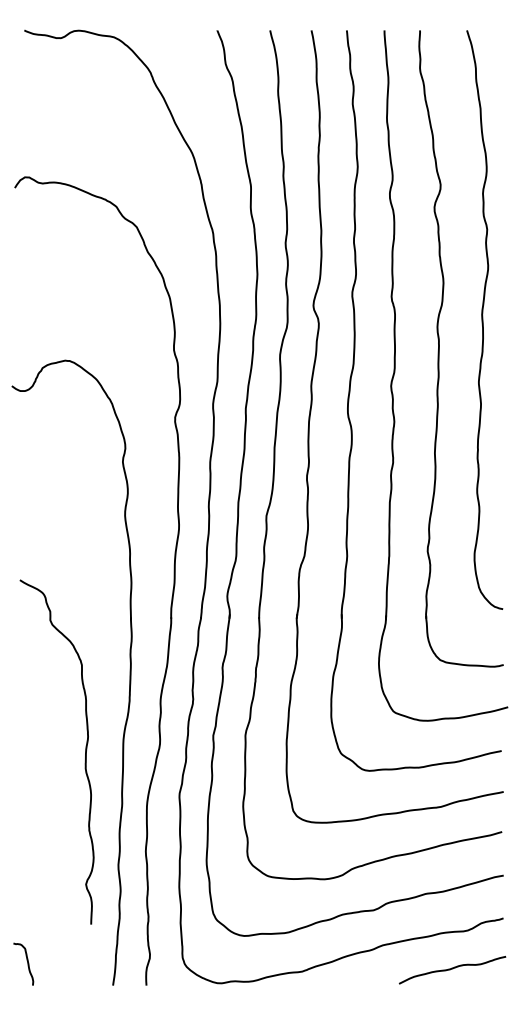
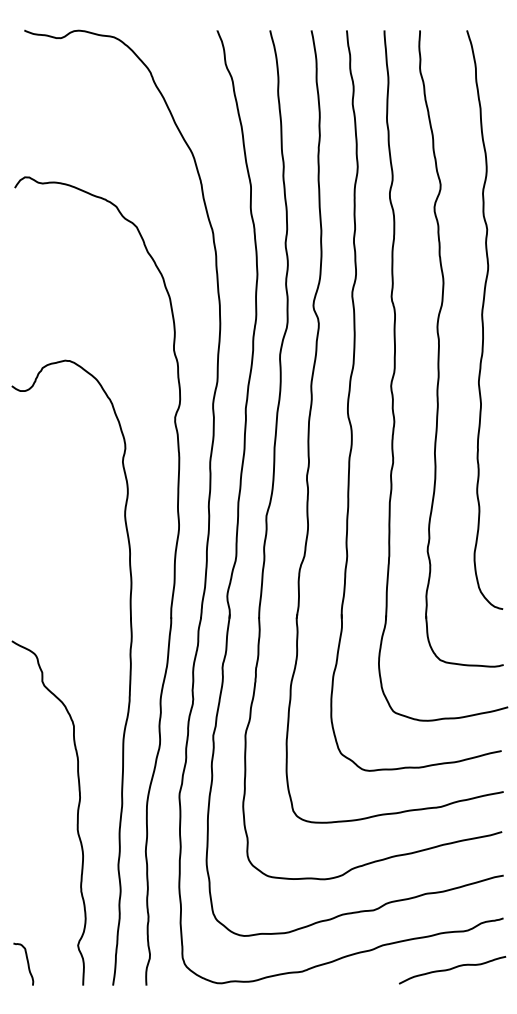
curve position: (85, 751) -> (77, 812) (77, 812)
